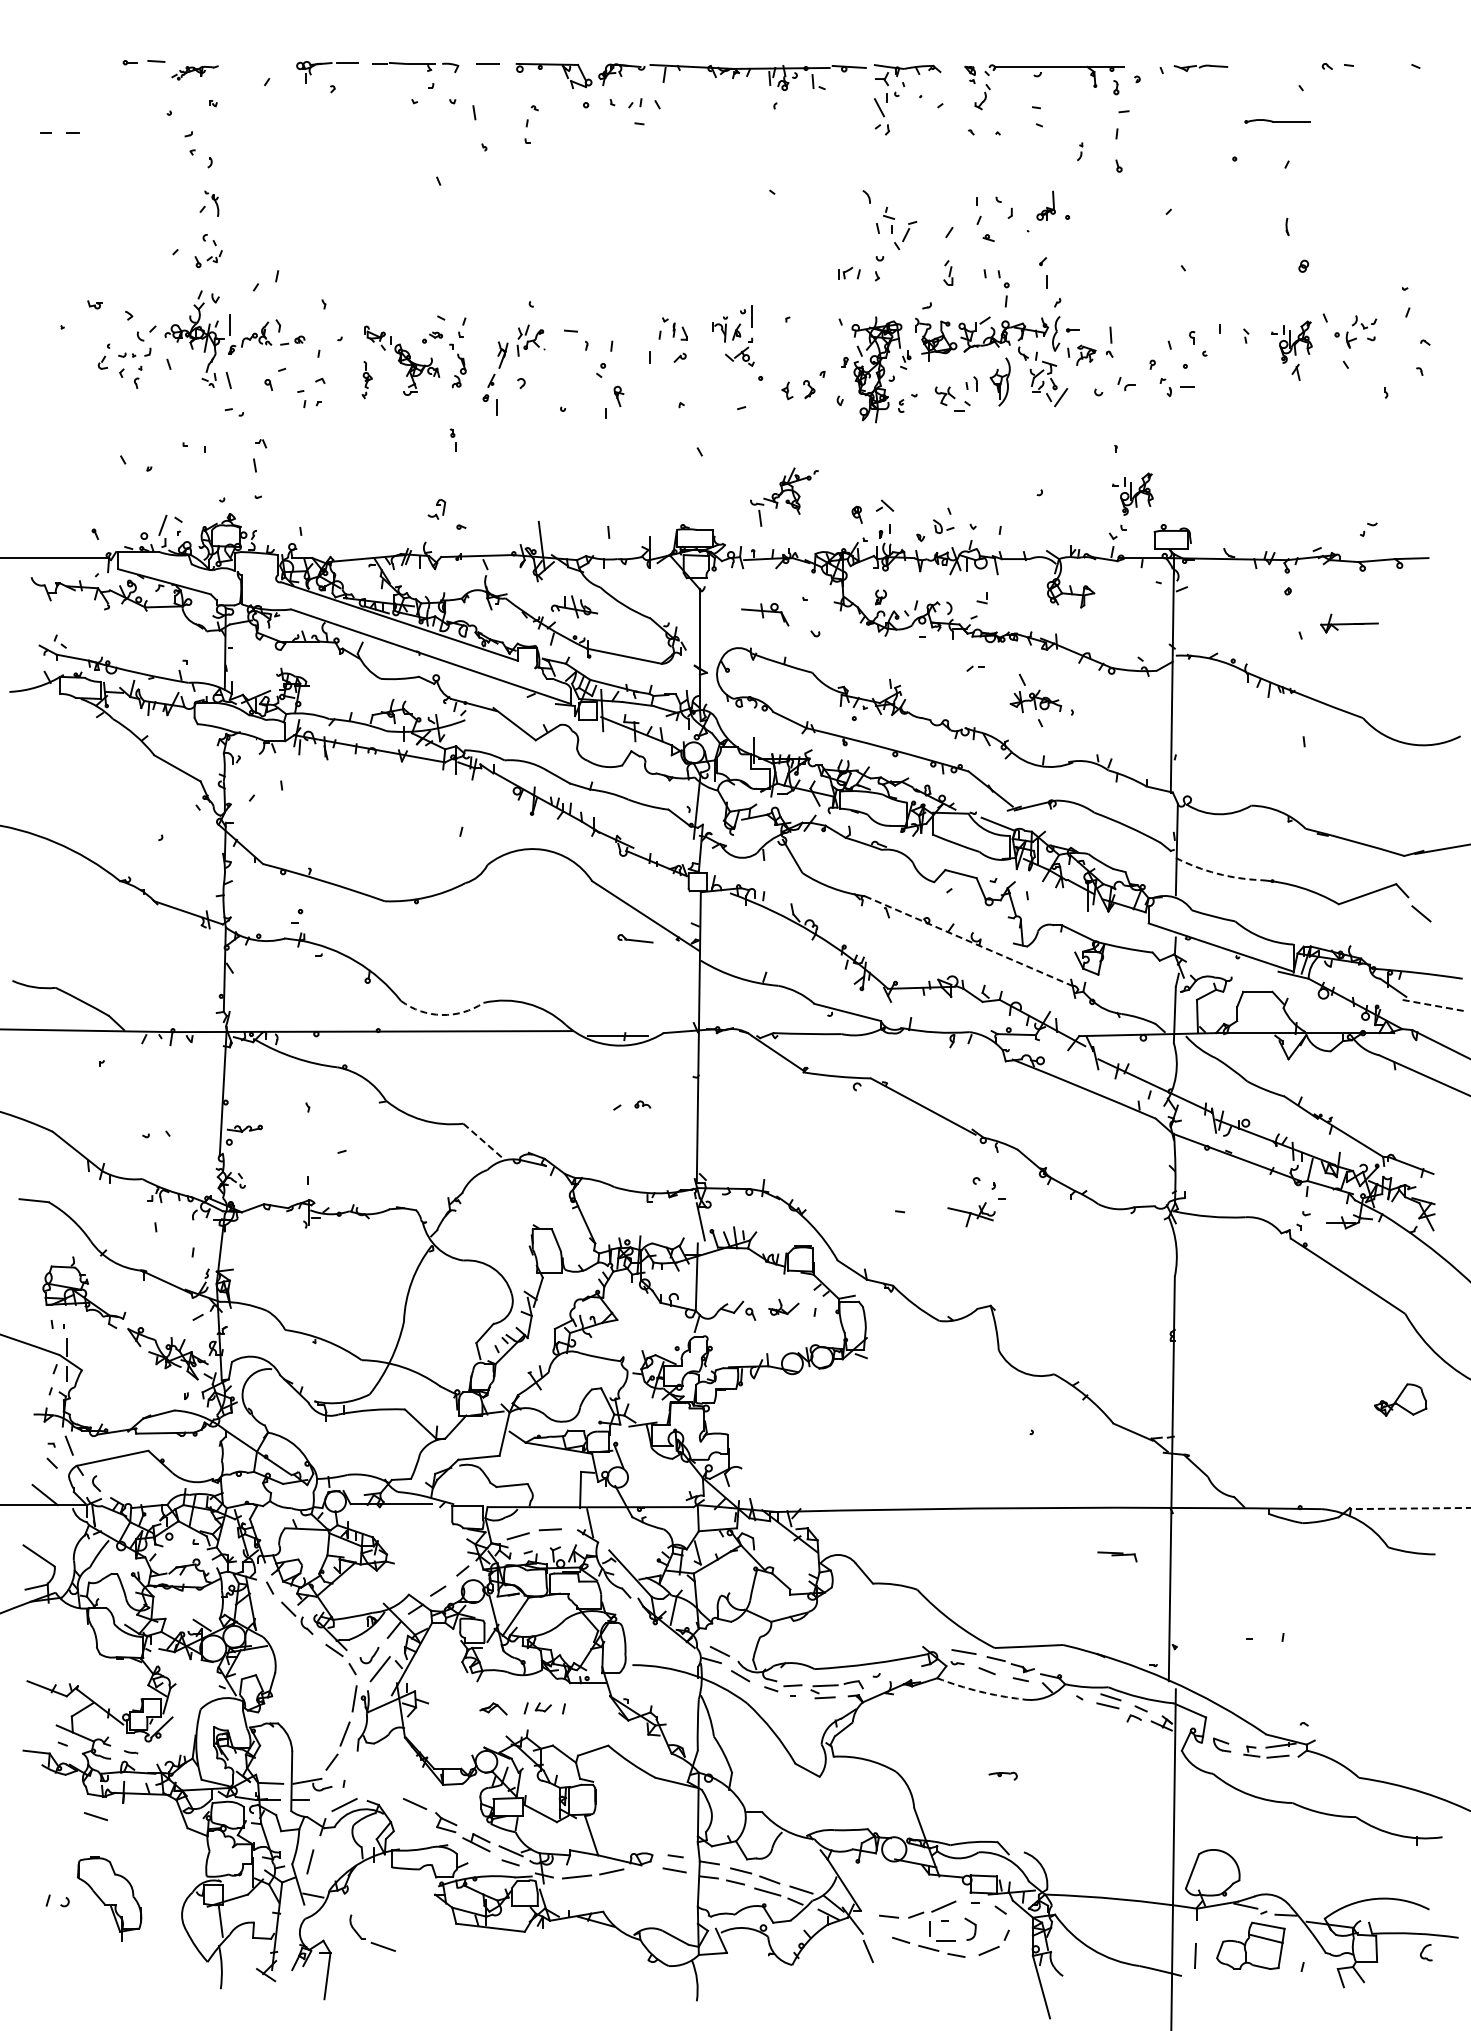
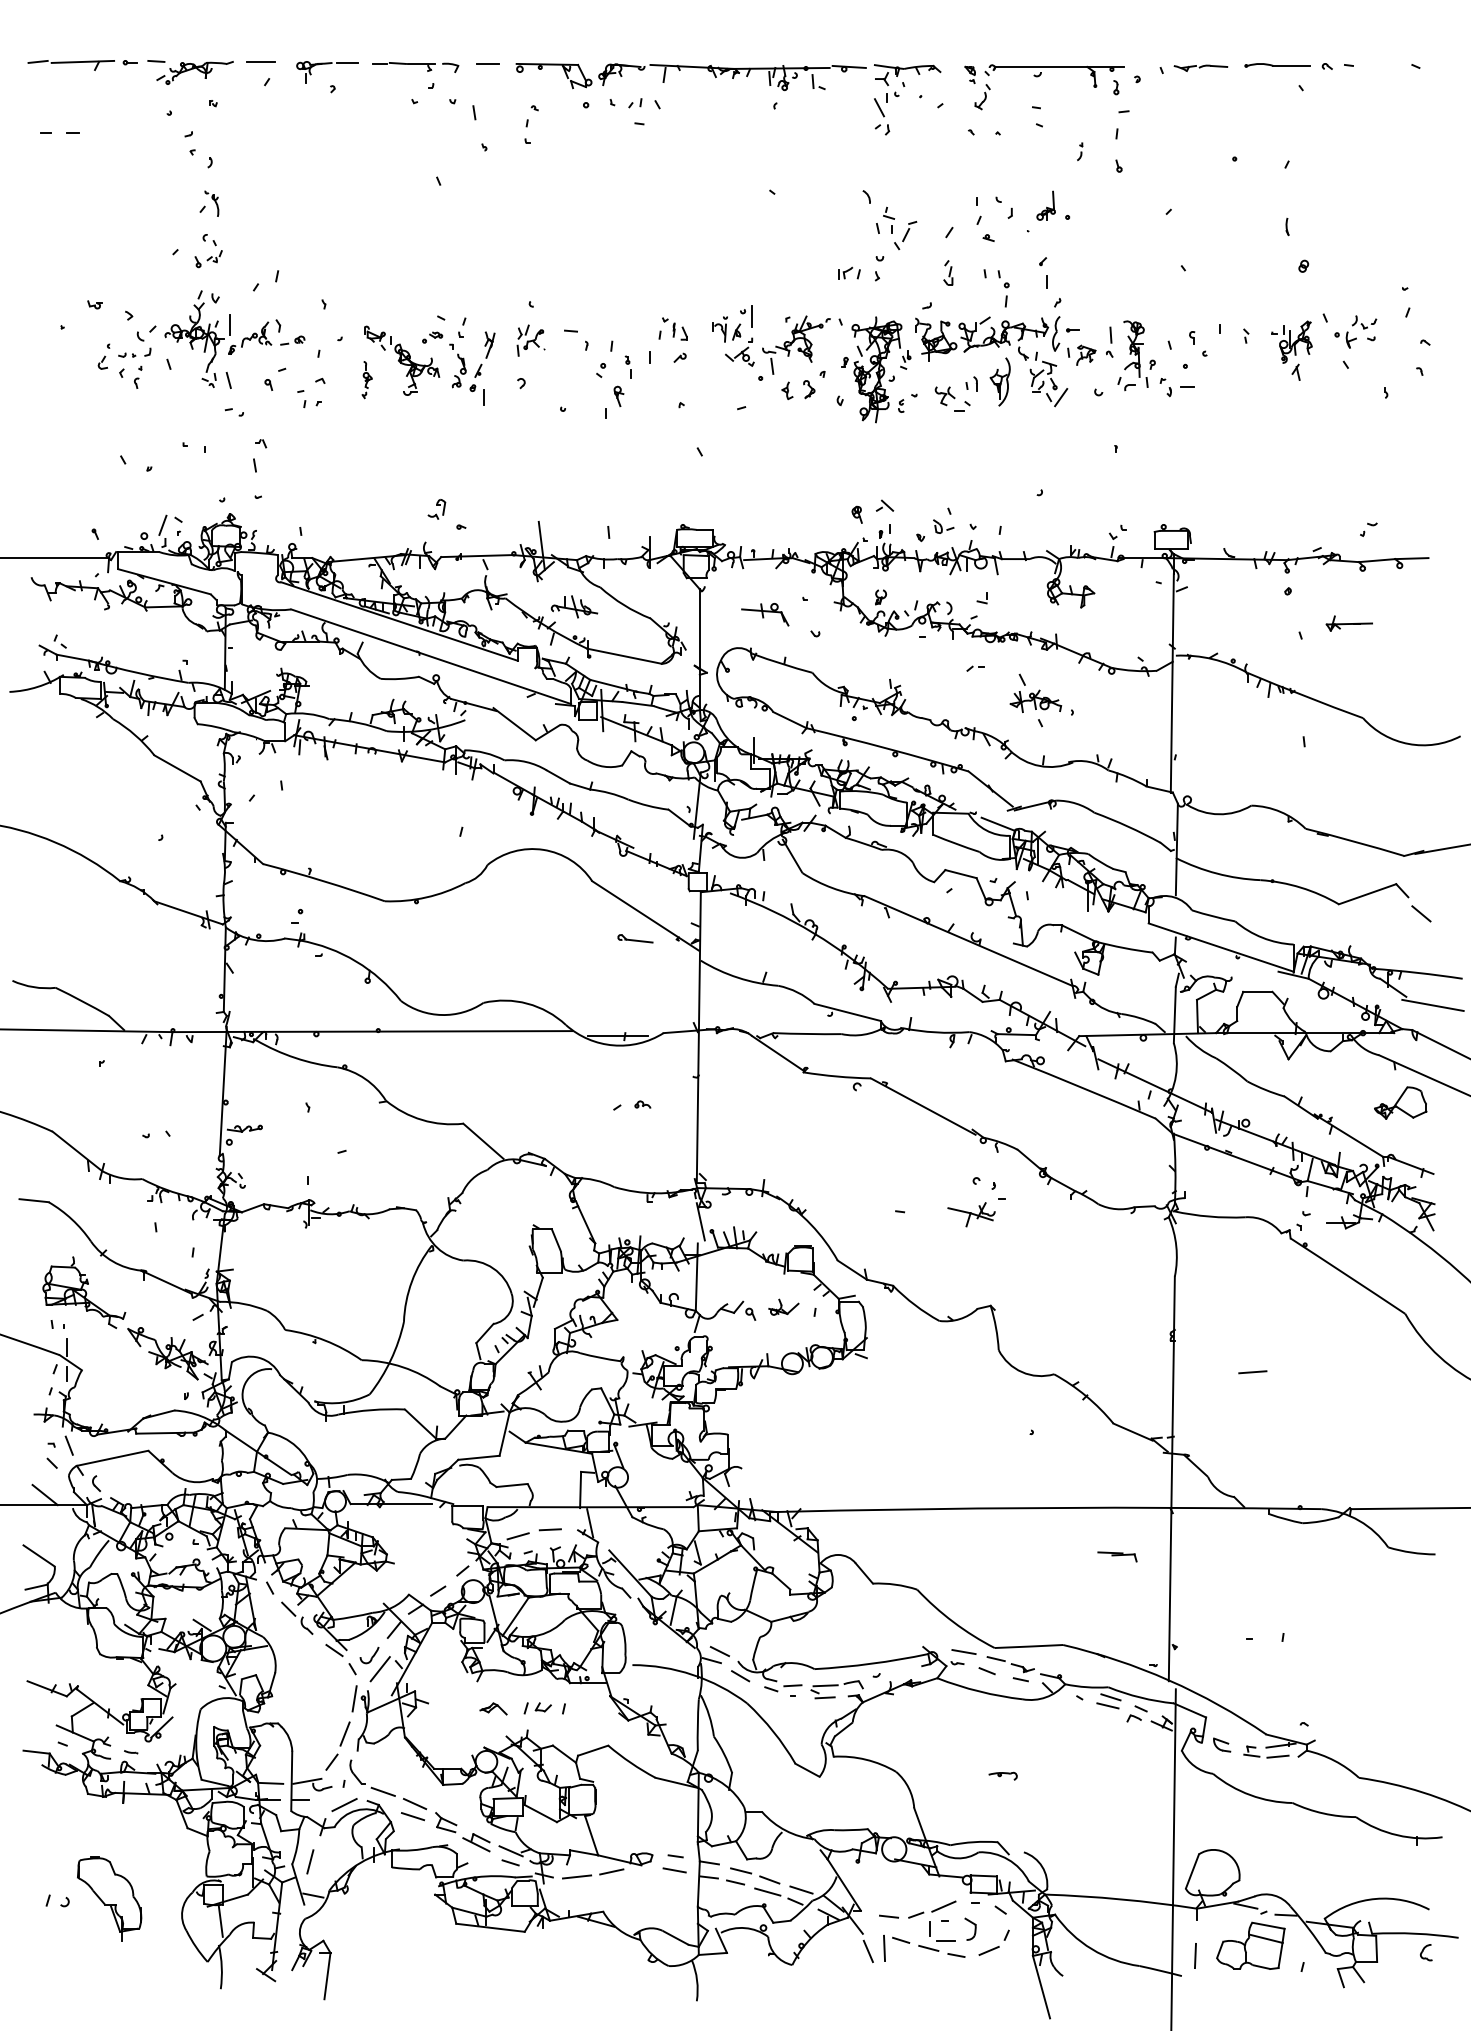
line: none -> present (260, 61)
part: none -> present (70, 65)
part size: 48x16 px -> 78x24 px (194, 72)
part position: (1277, 121) -> (1277, 65) (1277, 65)
part: none -> present (1135, 353)
part position: (495, 378) -> (482, 368) (482, 368)
part position: (452, 439) -> (627, 366) (627, 366)
part: present -> none (1132, 493)
part position: (784, 496) -> (796, 344) (796, 344)
part size: 59x21 px -> 48x17 px (1348, 623)
arc: dashed -> solid (1216, 873)
line: dashed -> solid (968, 941)
line: dashed -> solid (1432, 1005)
arc: dashed -> solid (441, 1015)
line: dashed -> solid (483, 1141)
line: none -> present (1252, 1372)
part position: (1400, 1399) -> (1400, 1102) (1400, 1102)
line: dashed -> solid (1410, 1508)
arc: dashed -> solid (979, 1691)
line position: (96, 1816) -> (413, 1816) (413, 1816)
part position: (371, 1941) -> (371, 1786) (371, 1786)
line: none -> present (884, 1948)
